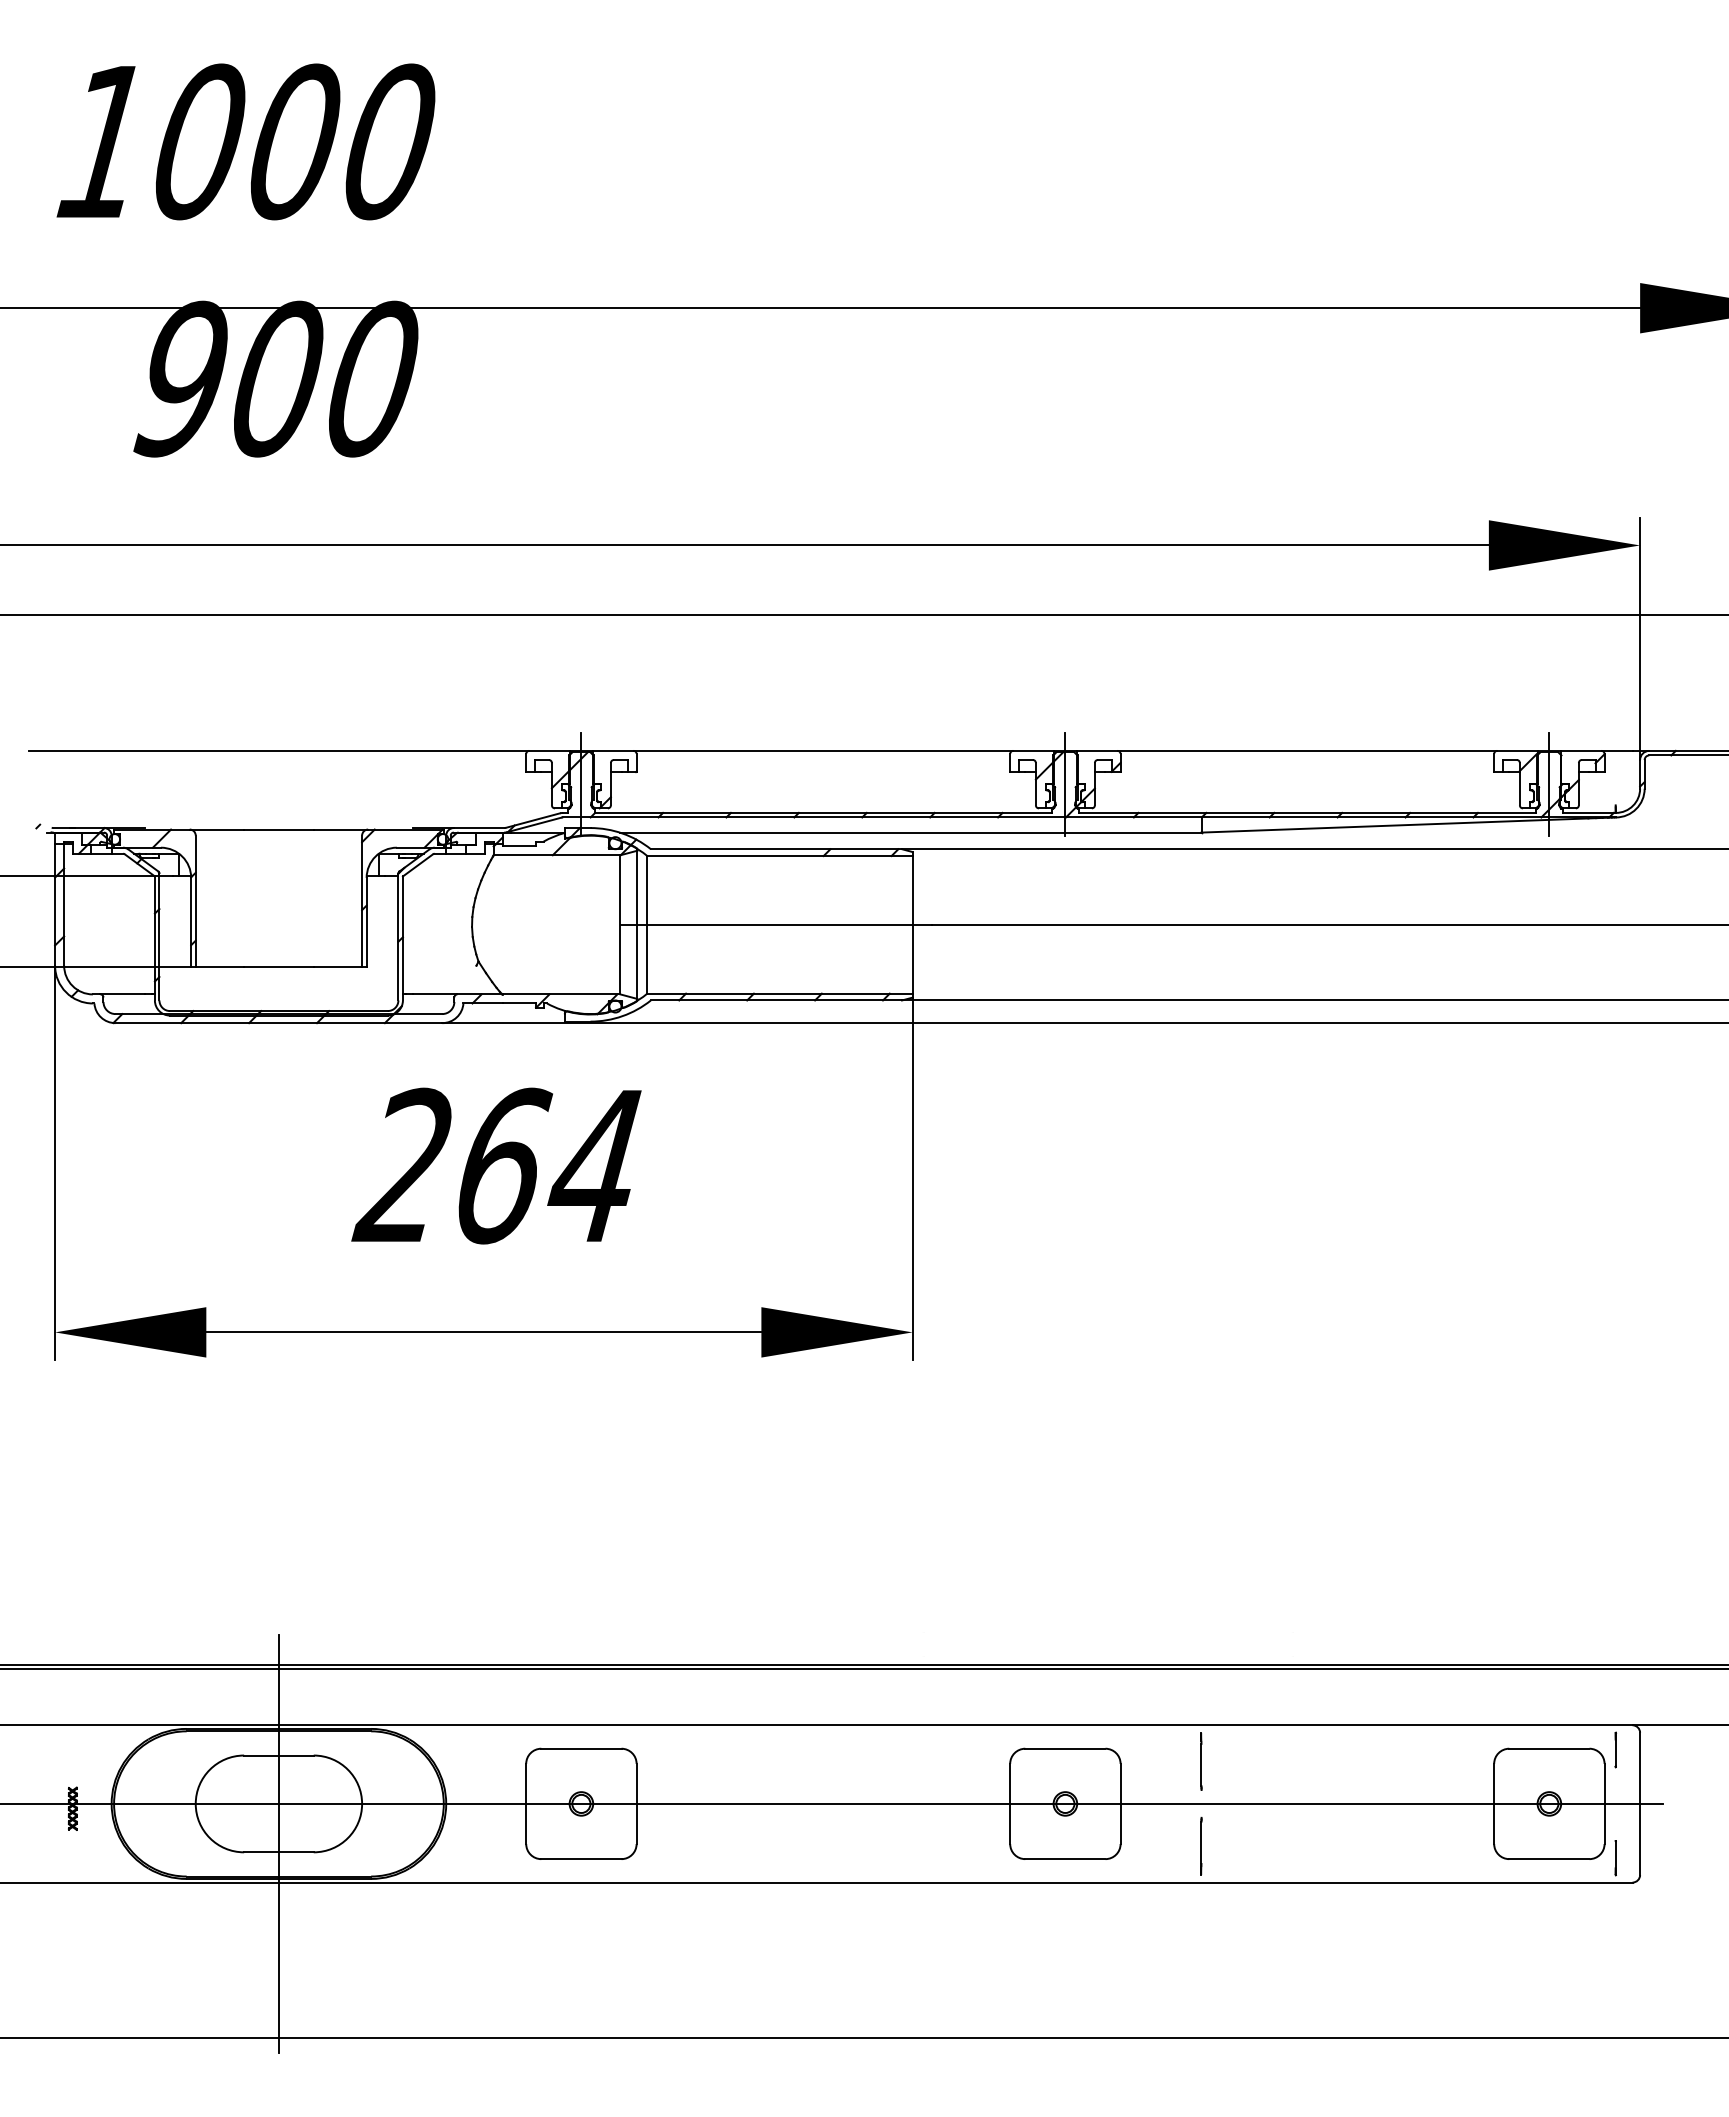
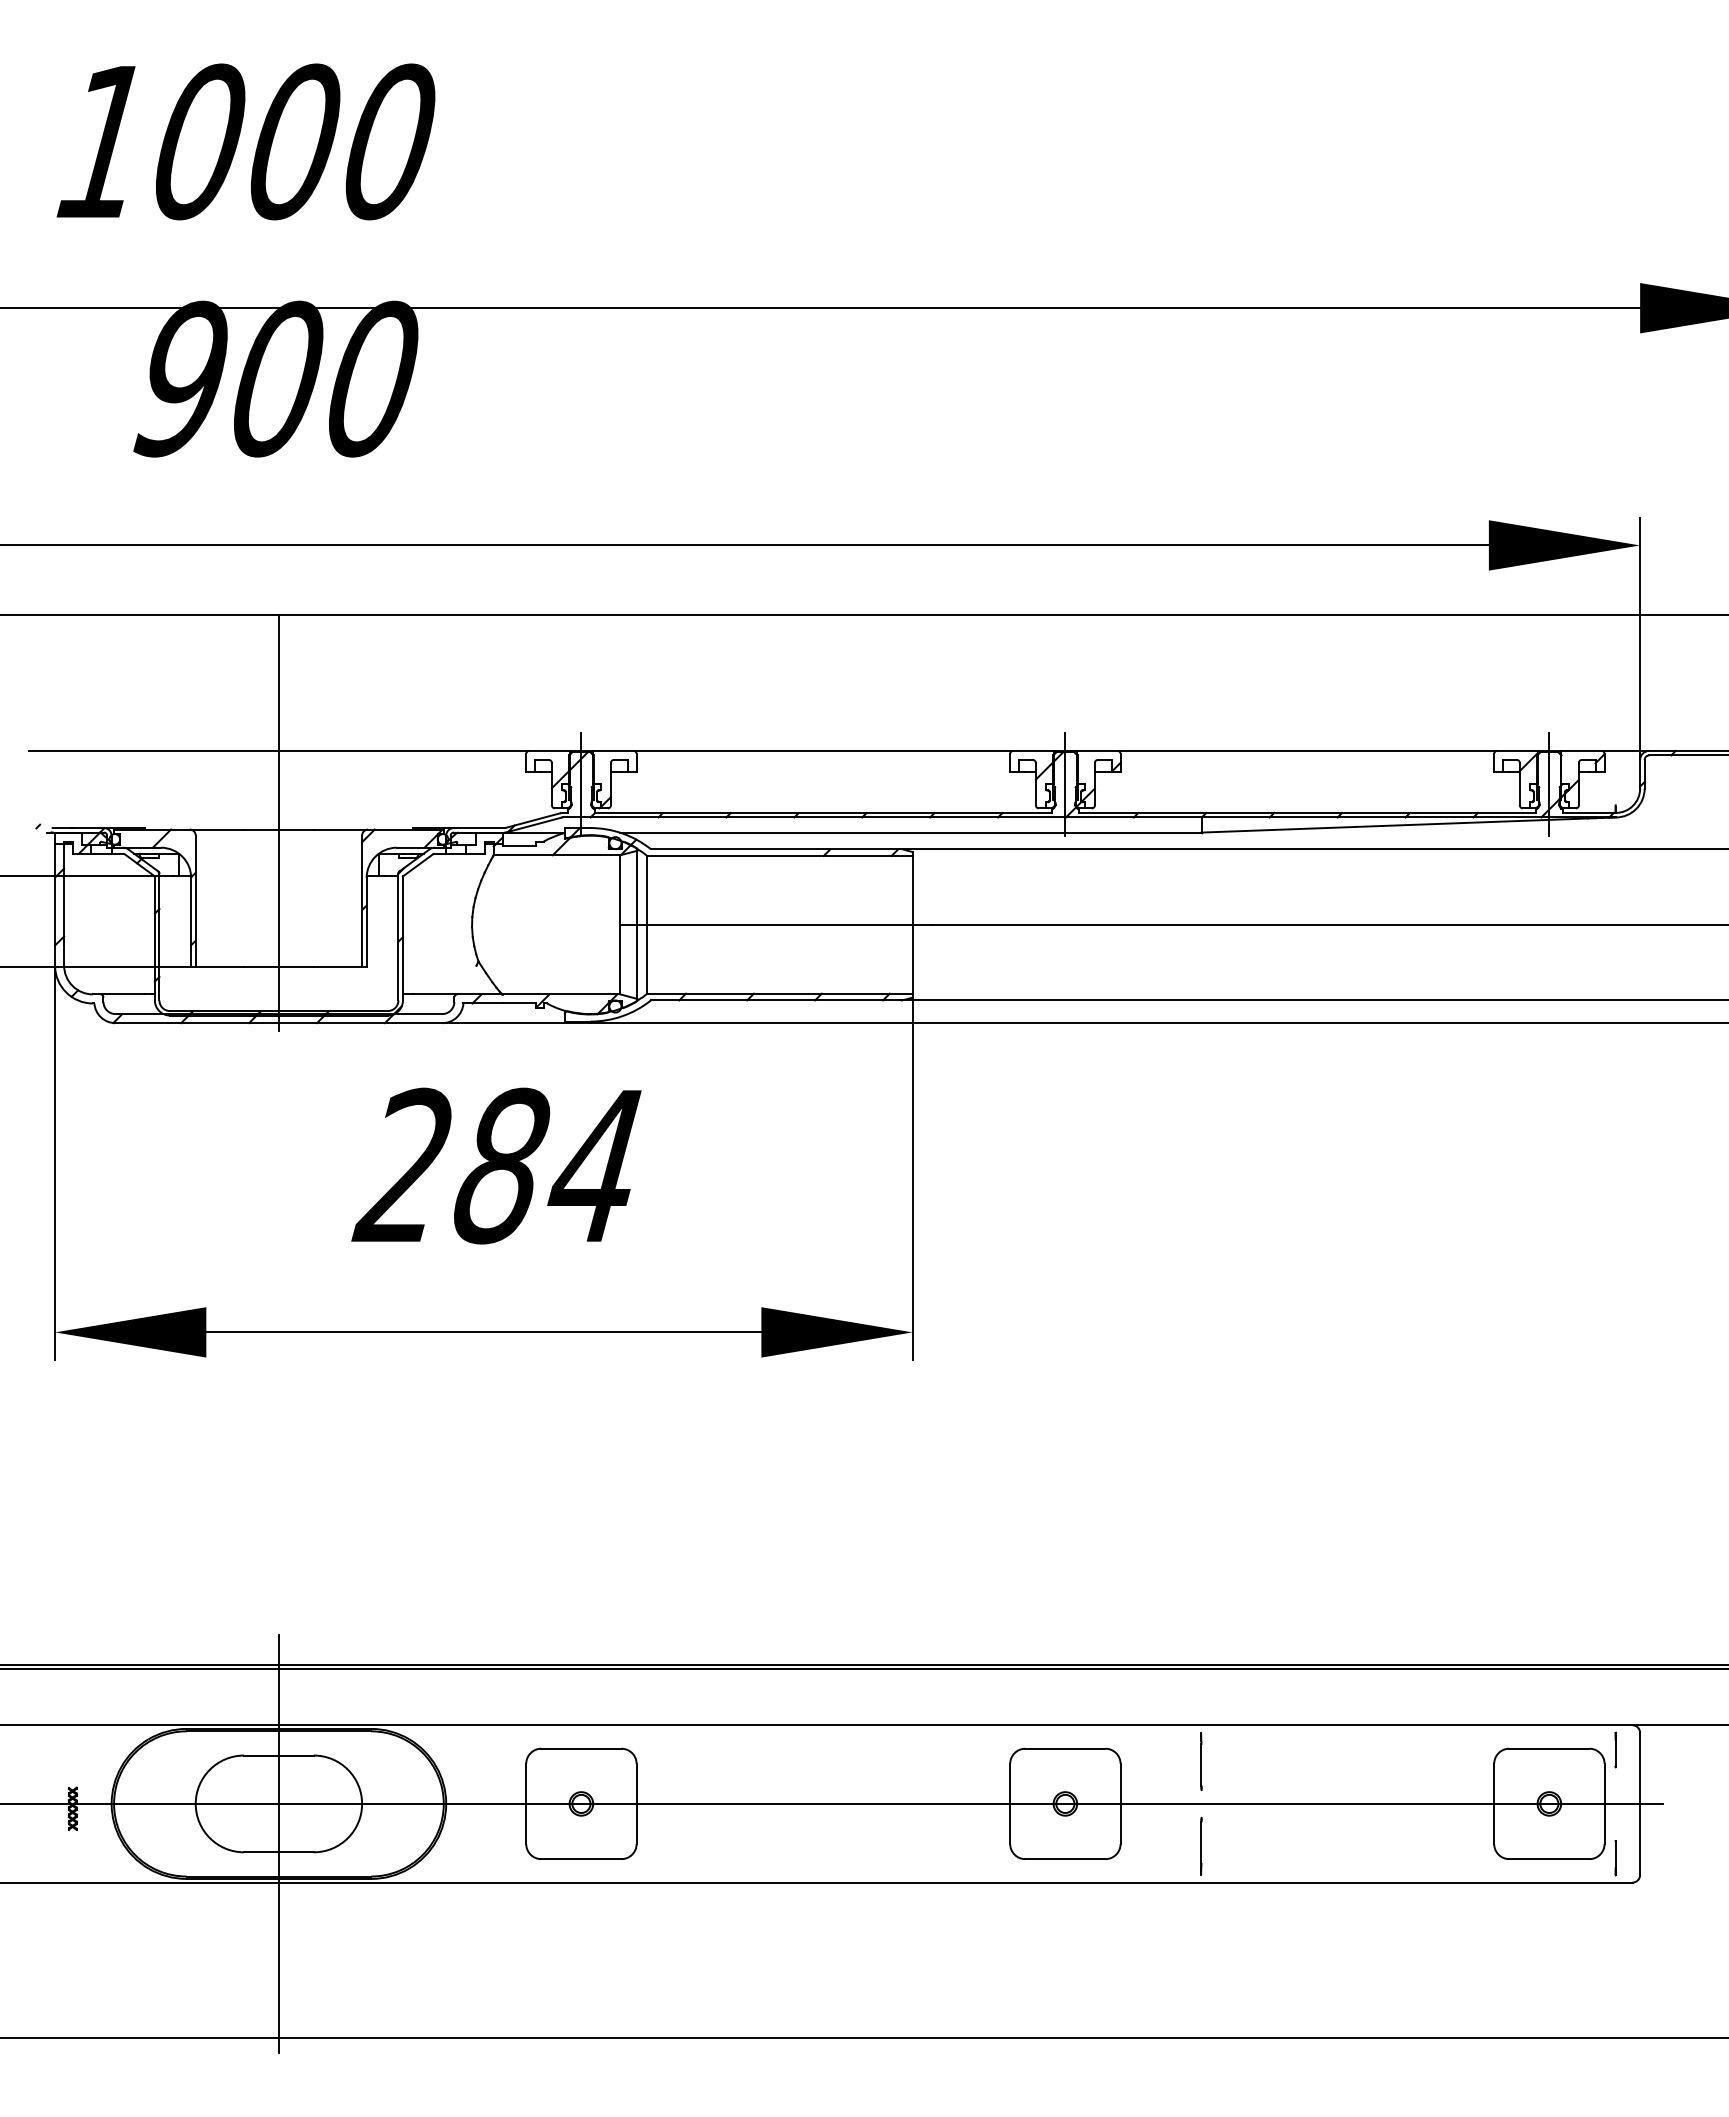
line: none -> present (278, 822)
text: 264 -> 284 (503, 1165)
